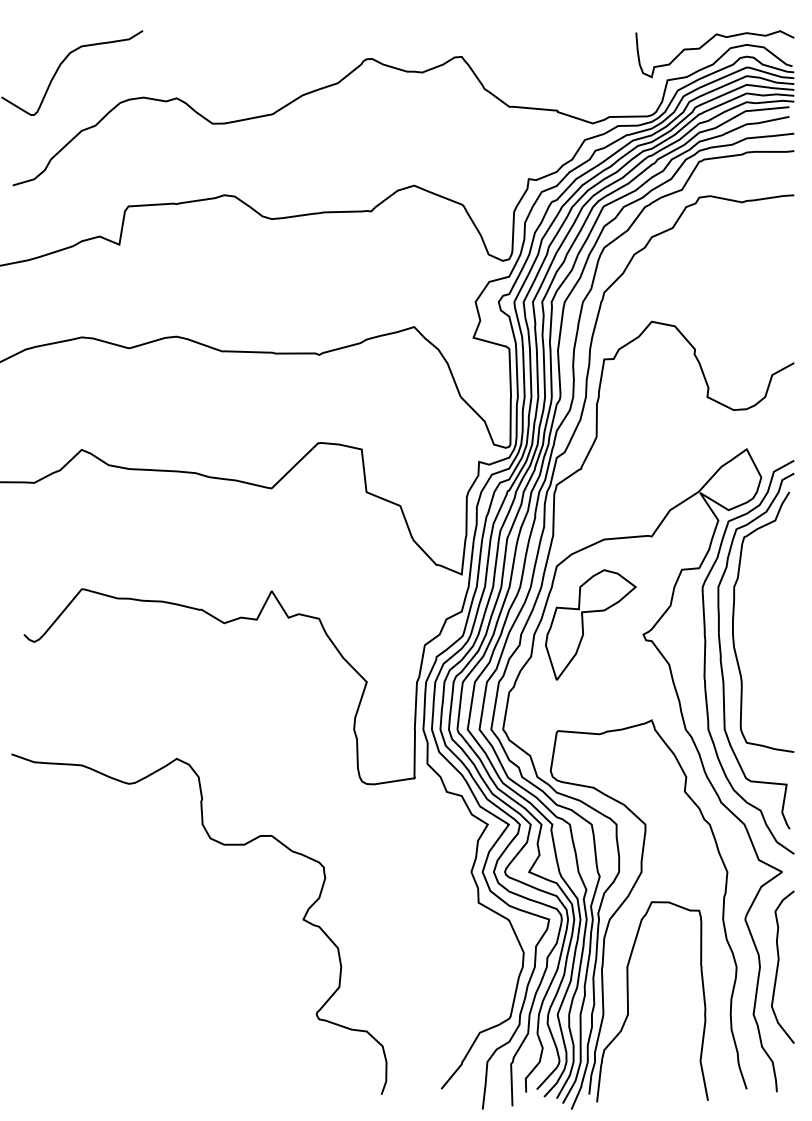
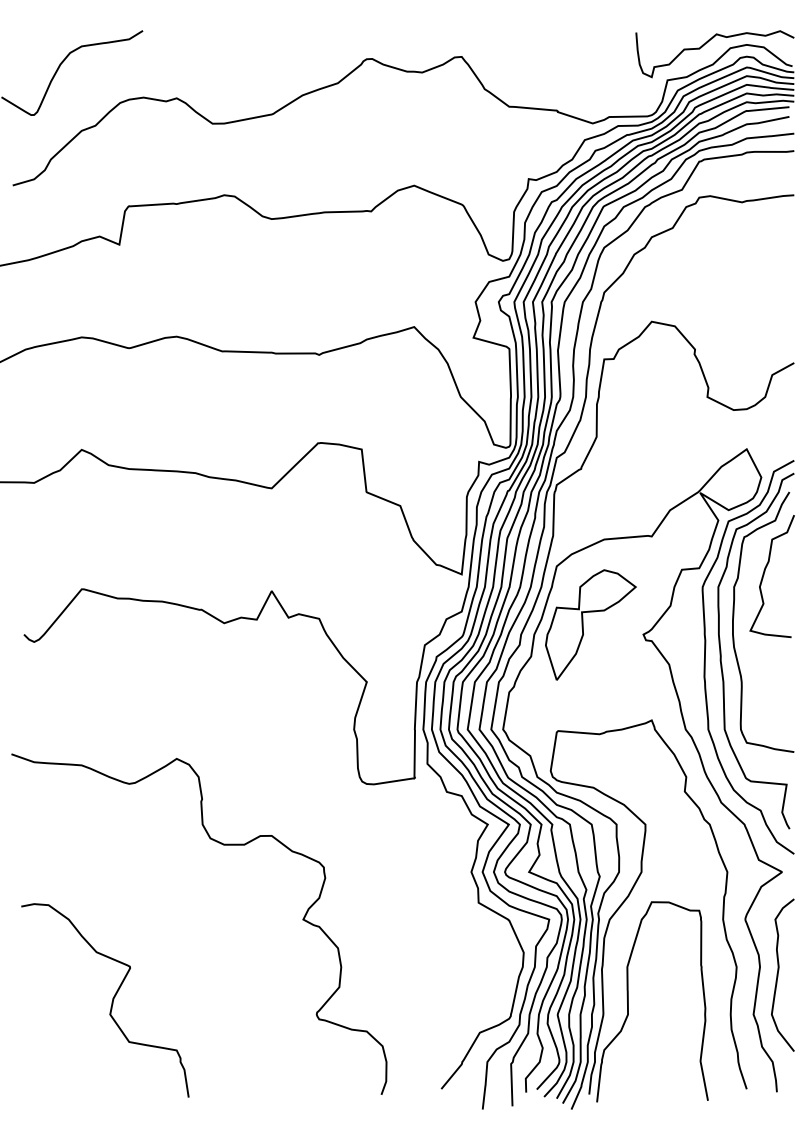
curve: none -> present (764, 575)
curve position: (778, 966) -> (778, 974) (778, 974)
curve: none -> present (111, 1001)
